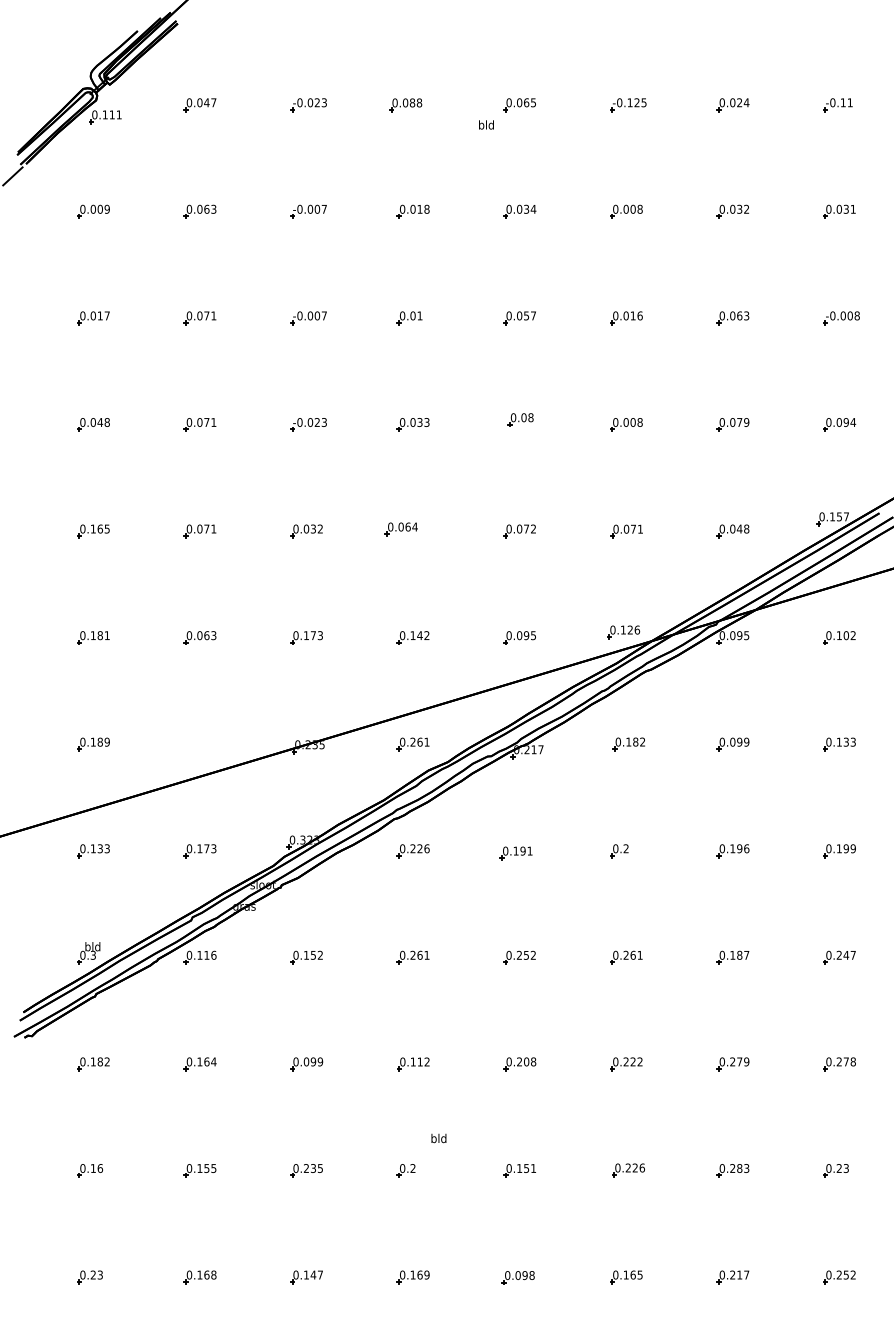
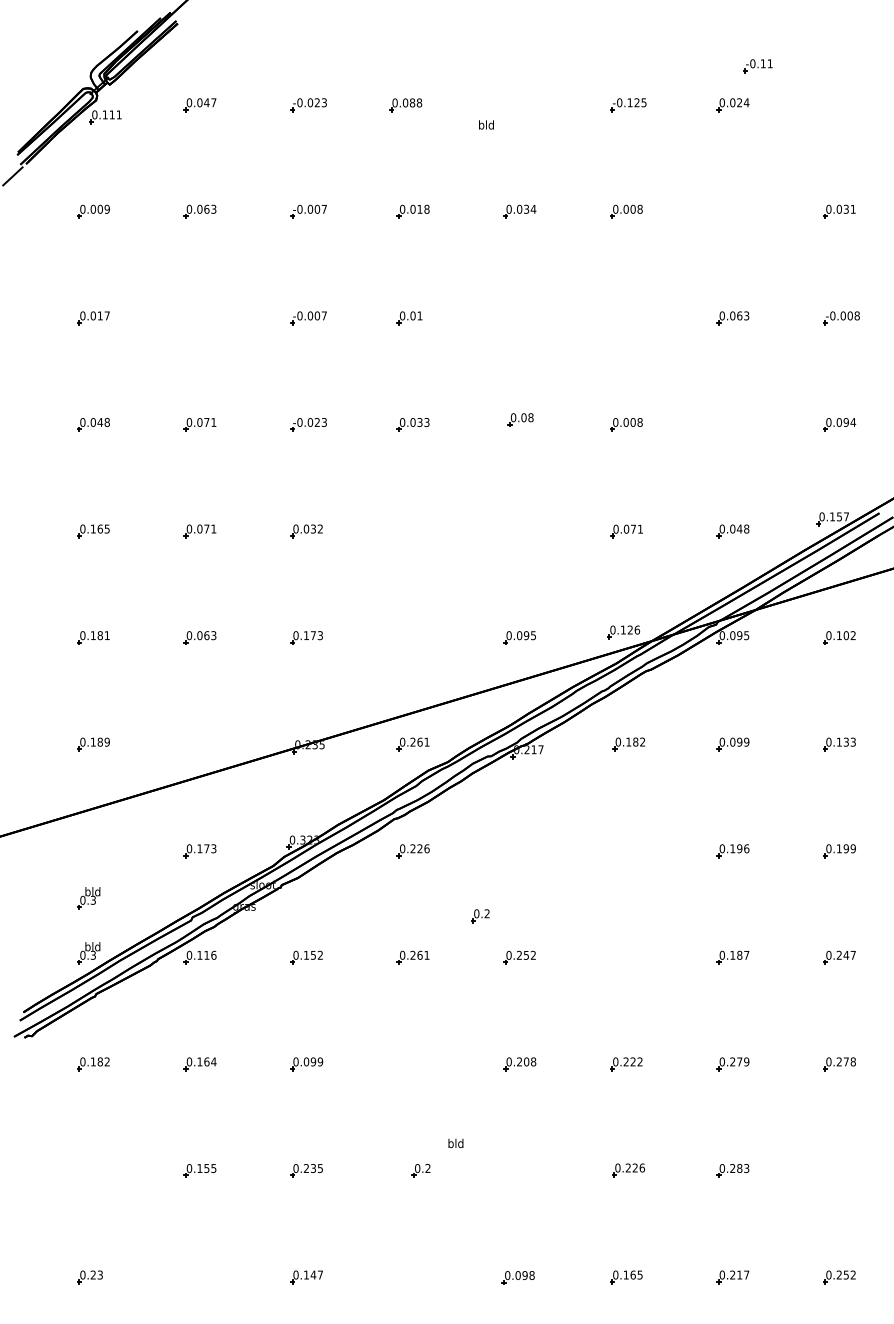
part: present -> none (519, 105)
part position: (837, 105) -> (757, 66) (757, 66)
part: present -> none (732, 211)
part: present -> none (199, 318)
part: present -> none (519, 318)
part: present -> none (626, 318)
part: present -> none (732, 424)
part: present -> none (400, 529)
part: present -> none (519, 531)
part: present -> none (412, 637)
part: present -> none (93, 851)
part position: (619, 851) -> (480, 916) (480, 916)
part: present -> none (515, 853)
part: none -> present (88, 898)
part: present -> none (626, 957)
part: present -> none (413, 1064)
text position: (438, 1138) -> (455, 1143) (455, 1143)
part: present -> none (89, 1170)
part position: (405, 1170) -> (420, 1170) (420, 1170)
part: present -> none (519, 1170)
part: present -> none (835, 1170)
part: present -> none (199, 1277)
part: present -> none (412, 1277)
